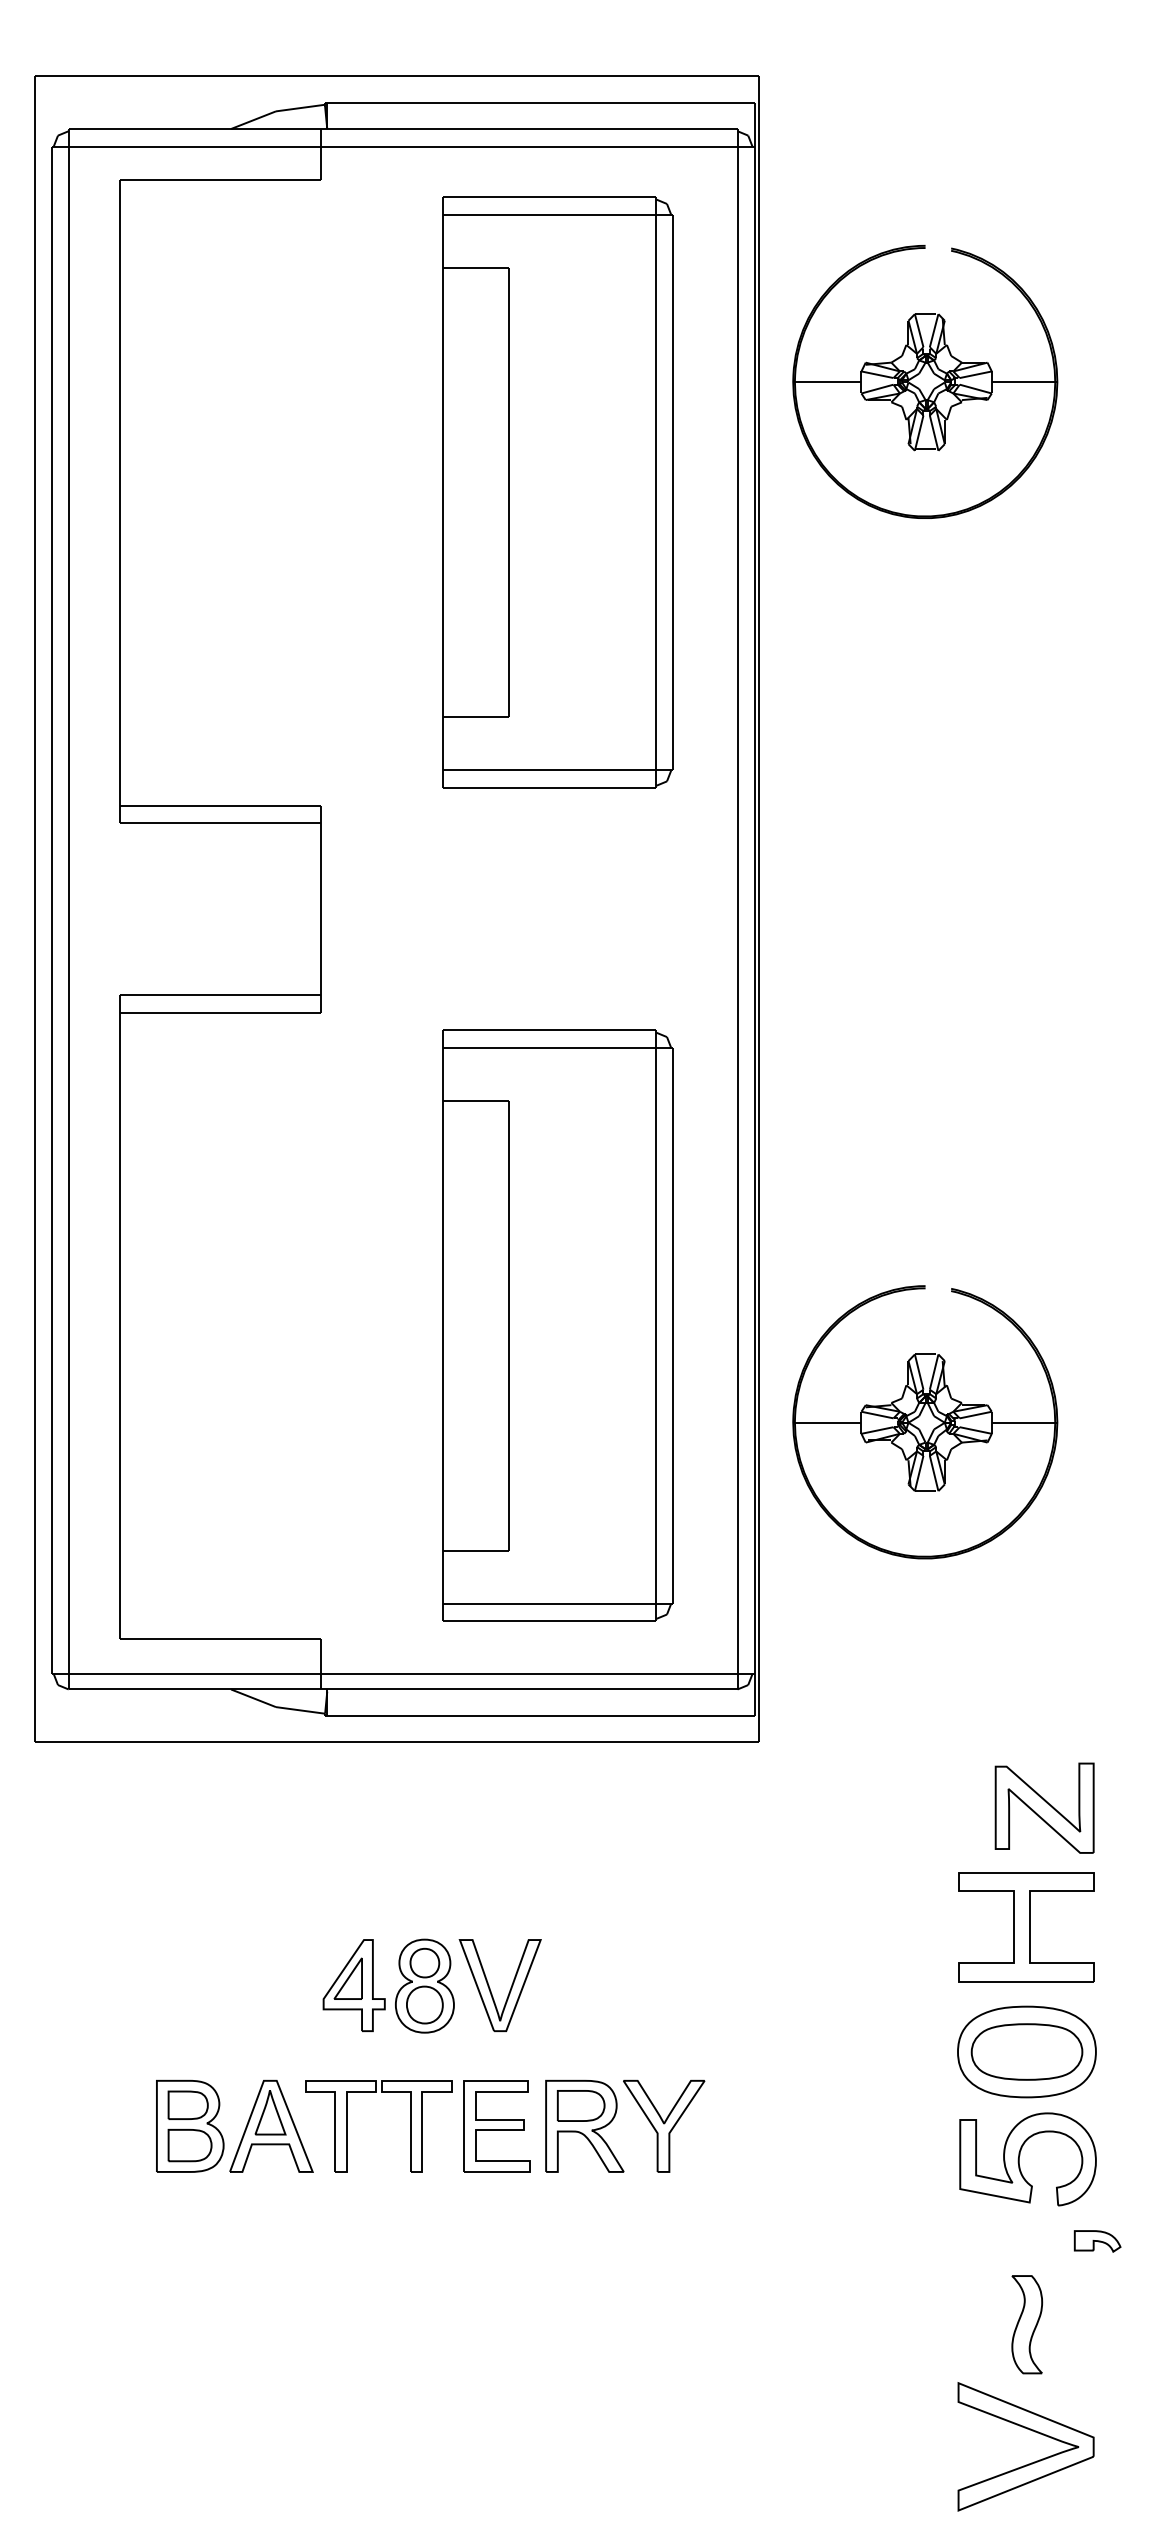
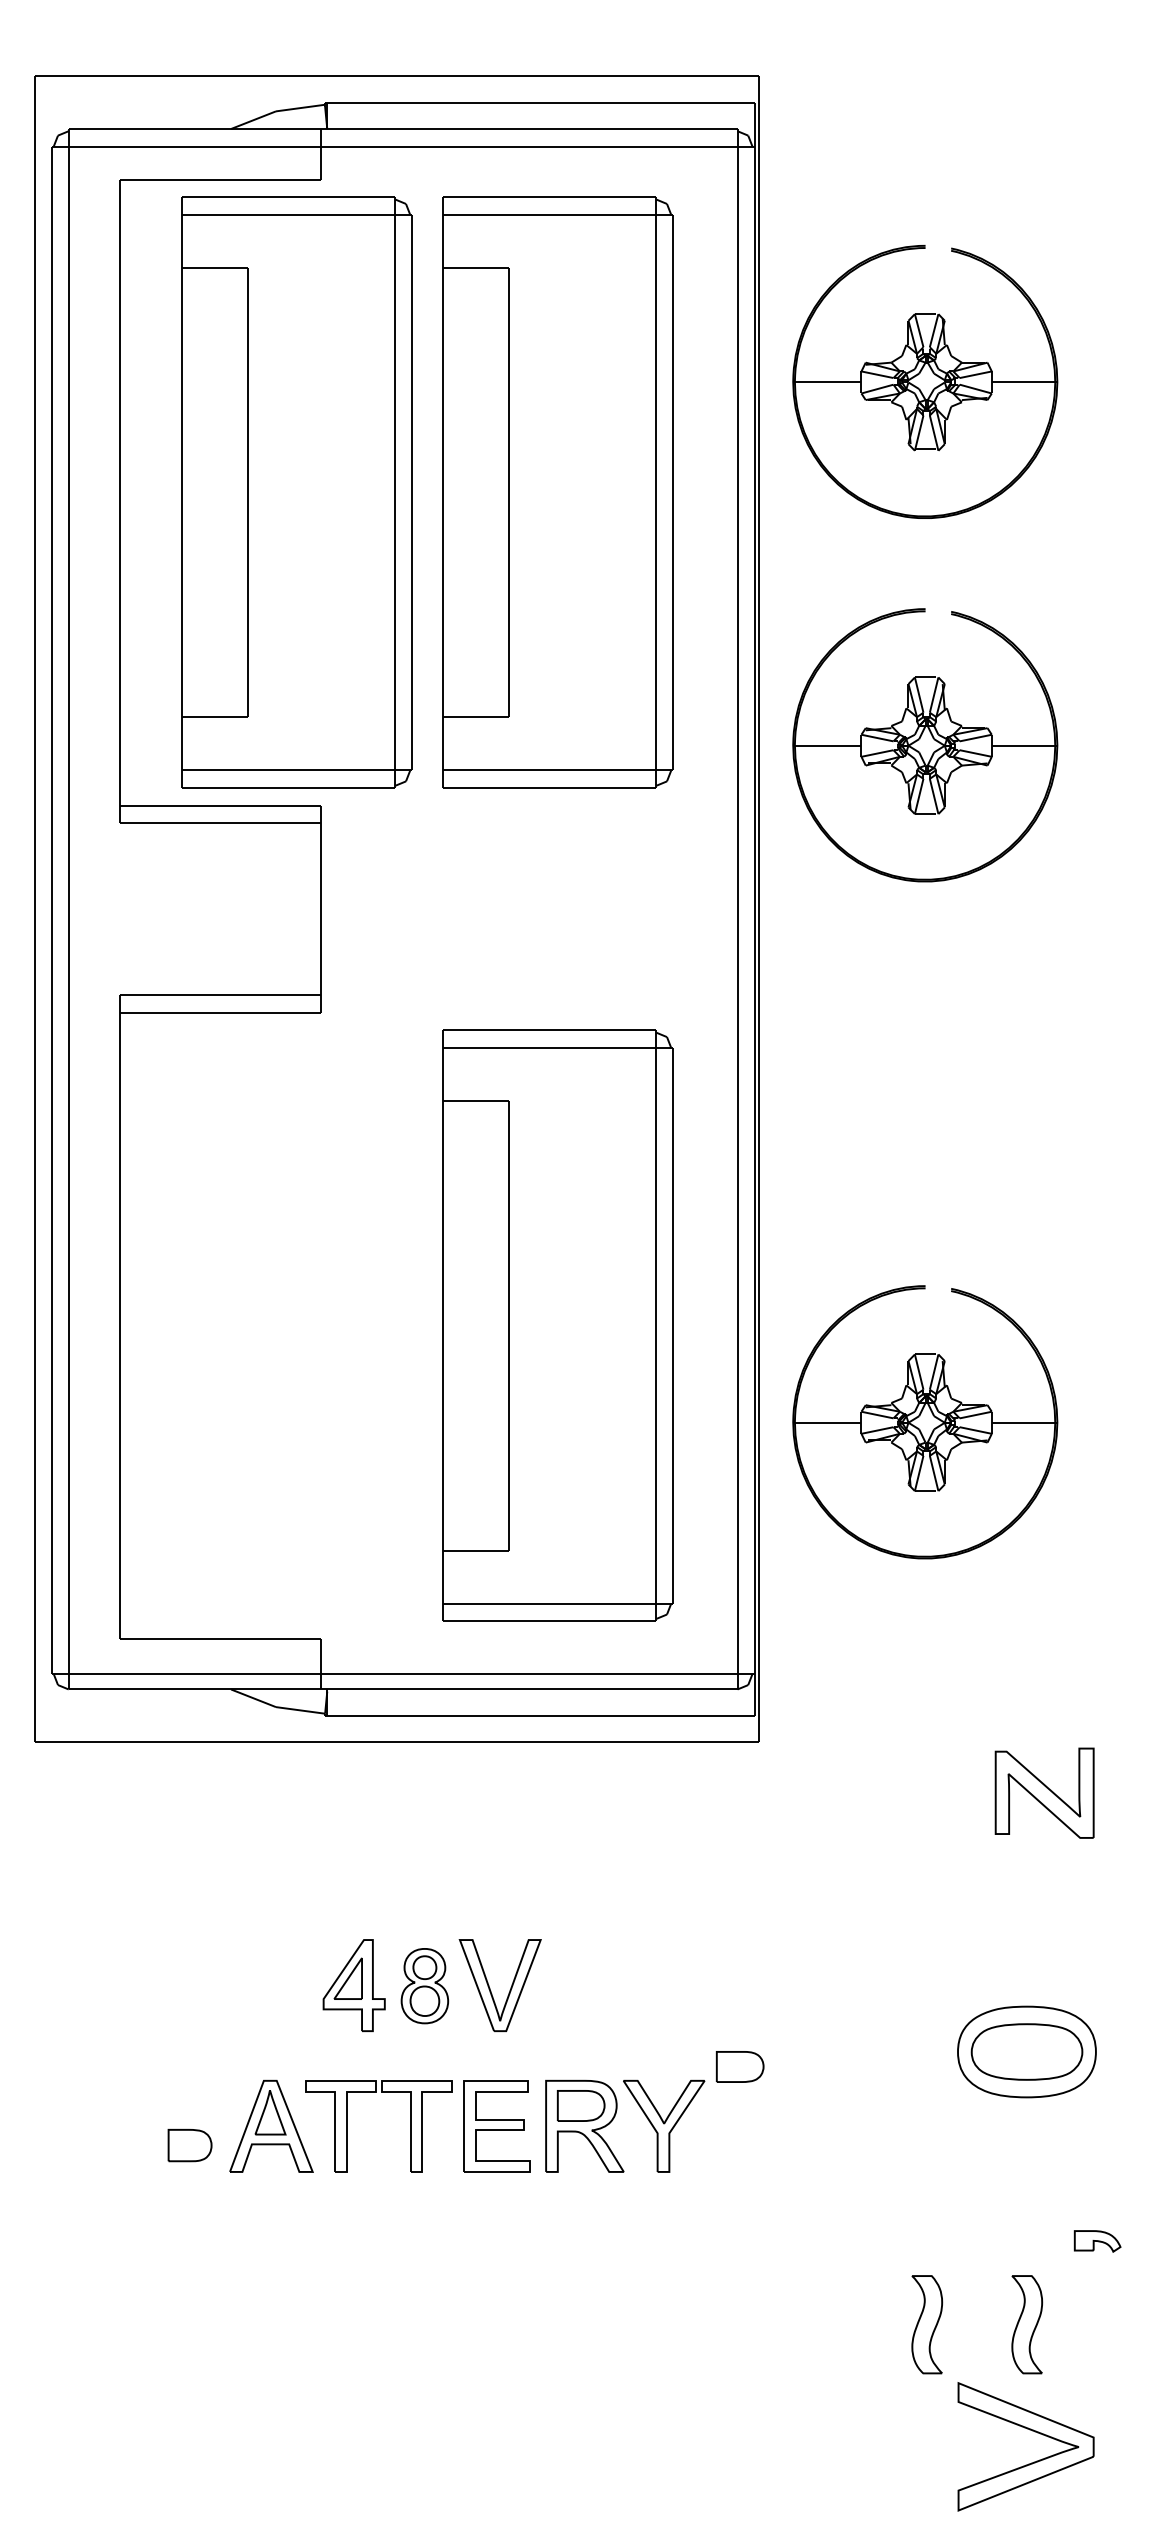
part: none -> present (296, 492)
part: none -> present (925, 745)
part position: (1044, 1807) -> (1044, 1792) (1044, 1792)
part: present -> none (1026, 1927)
part size: 60x96 px -> 50x77 px (424, 1986)
part: none -> present (739, 2066)
part: present -> none (190, 2125)
part: present -> none (1019, 2159)
part: none -> present (927, 2324)
